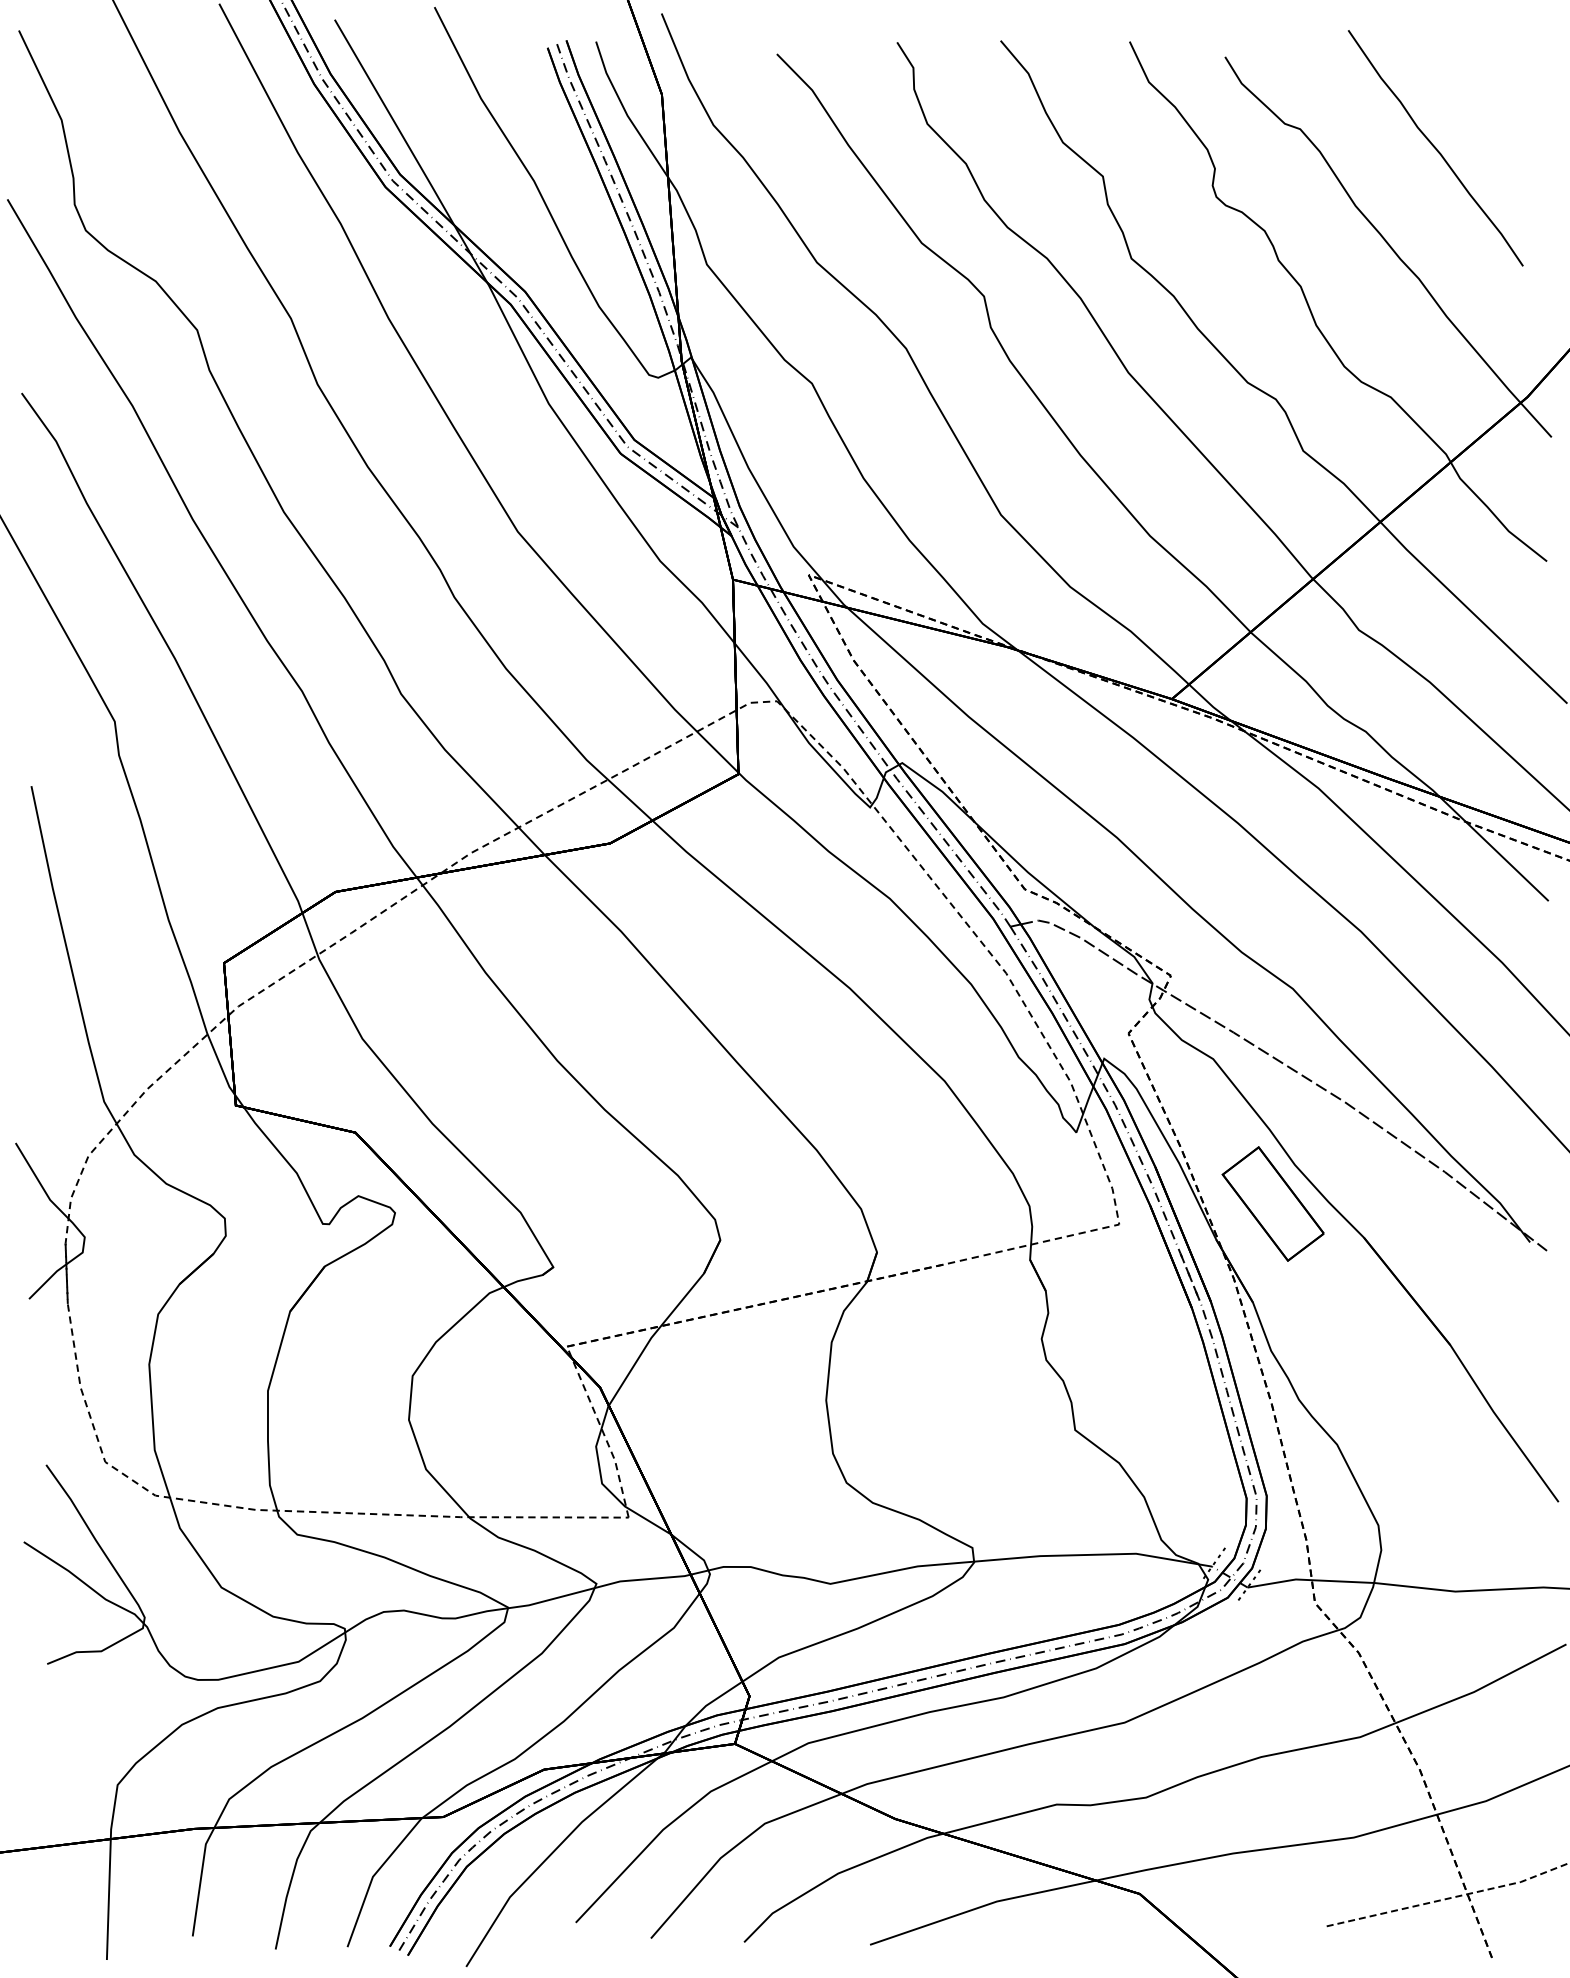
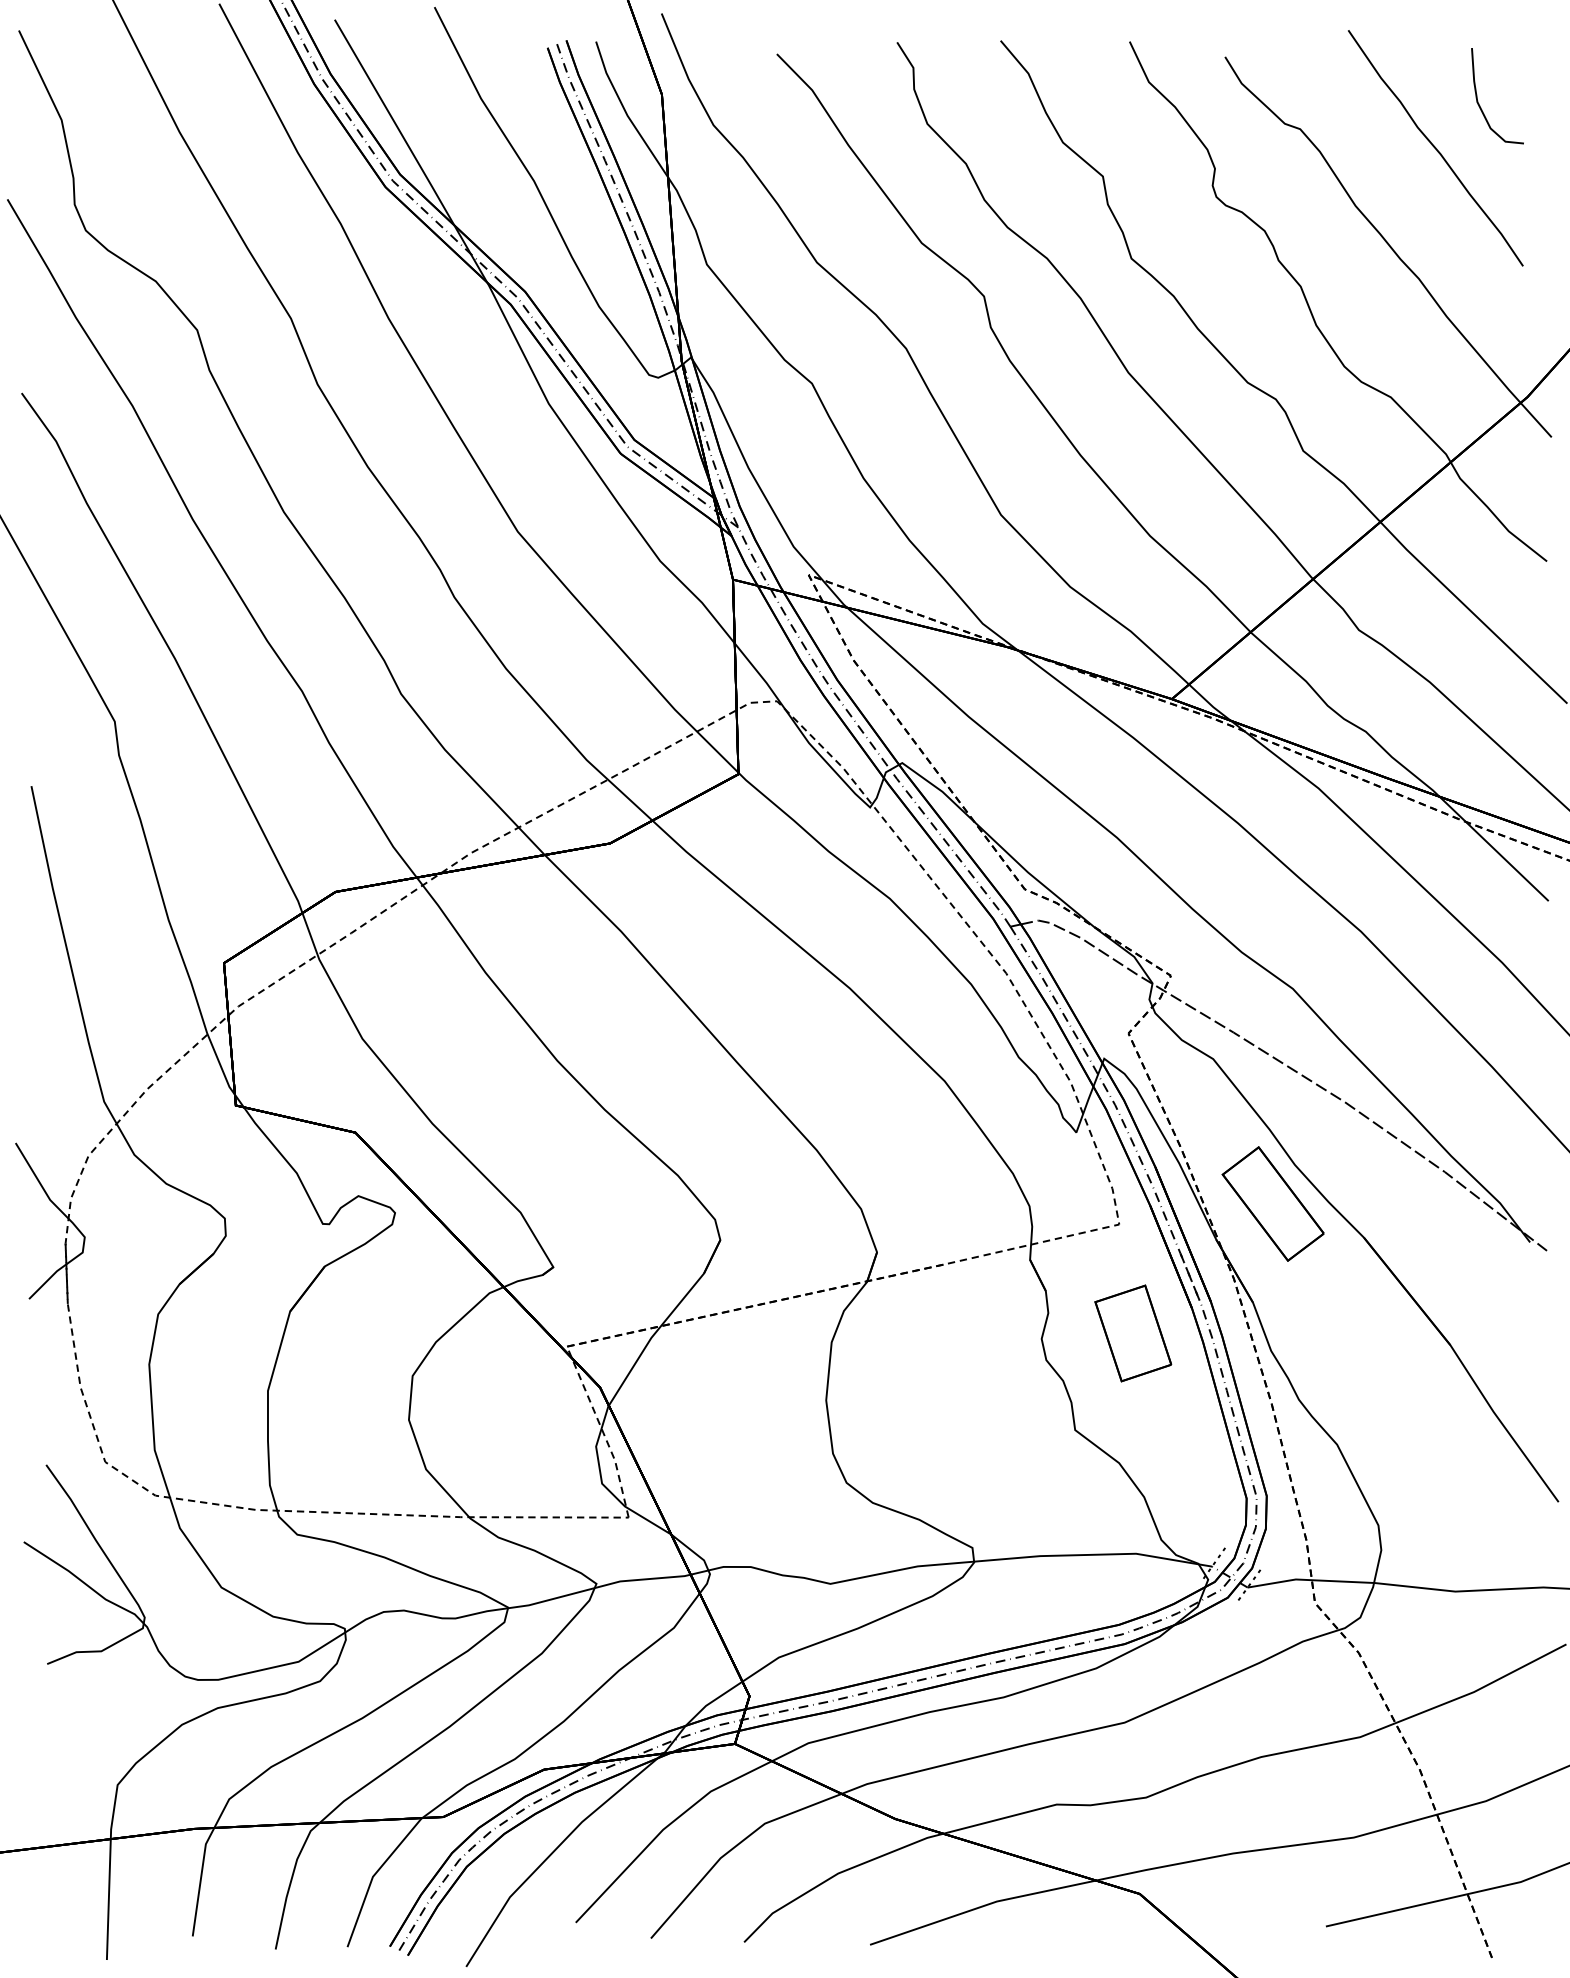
curve: none -> present (1480, 105)
part: none -> present (1133, 1333)
line: dashed -> solid (1449, 1898)
